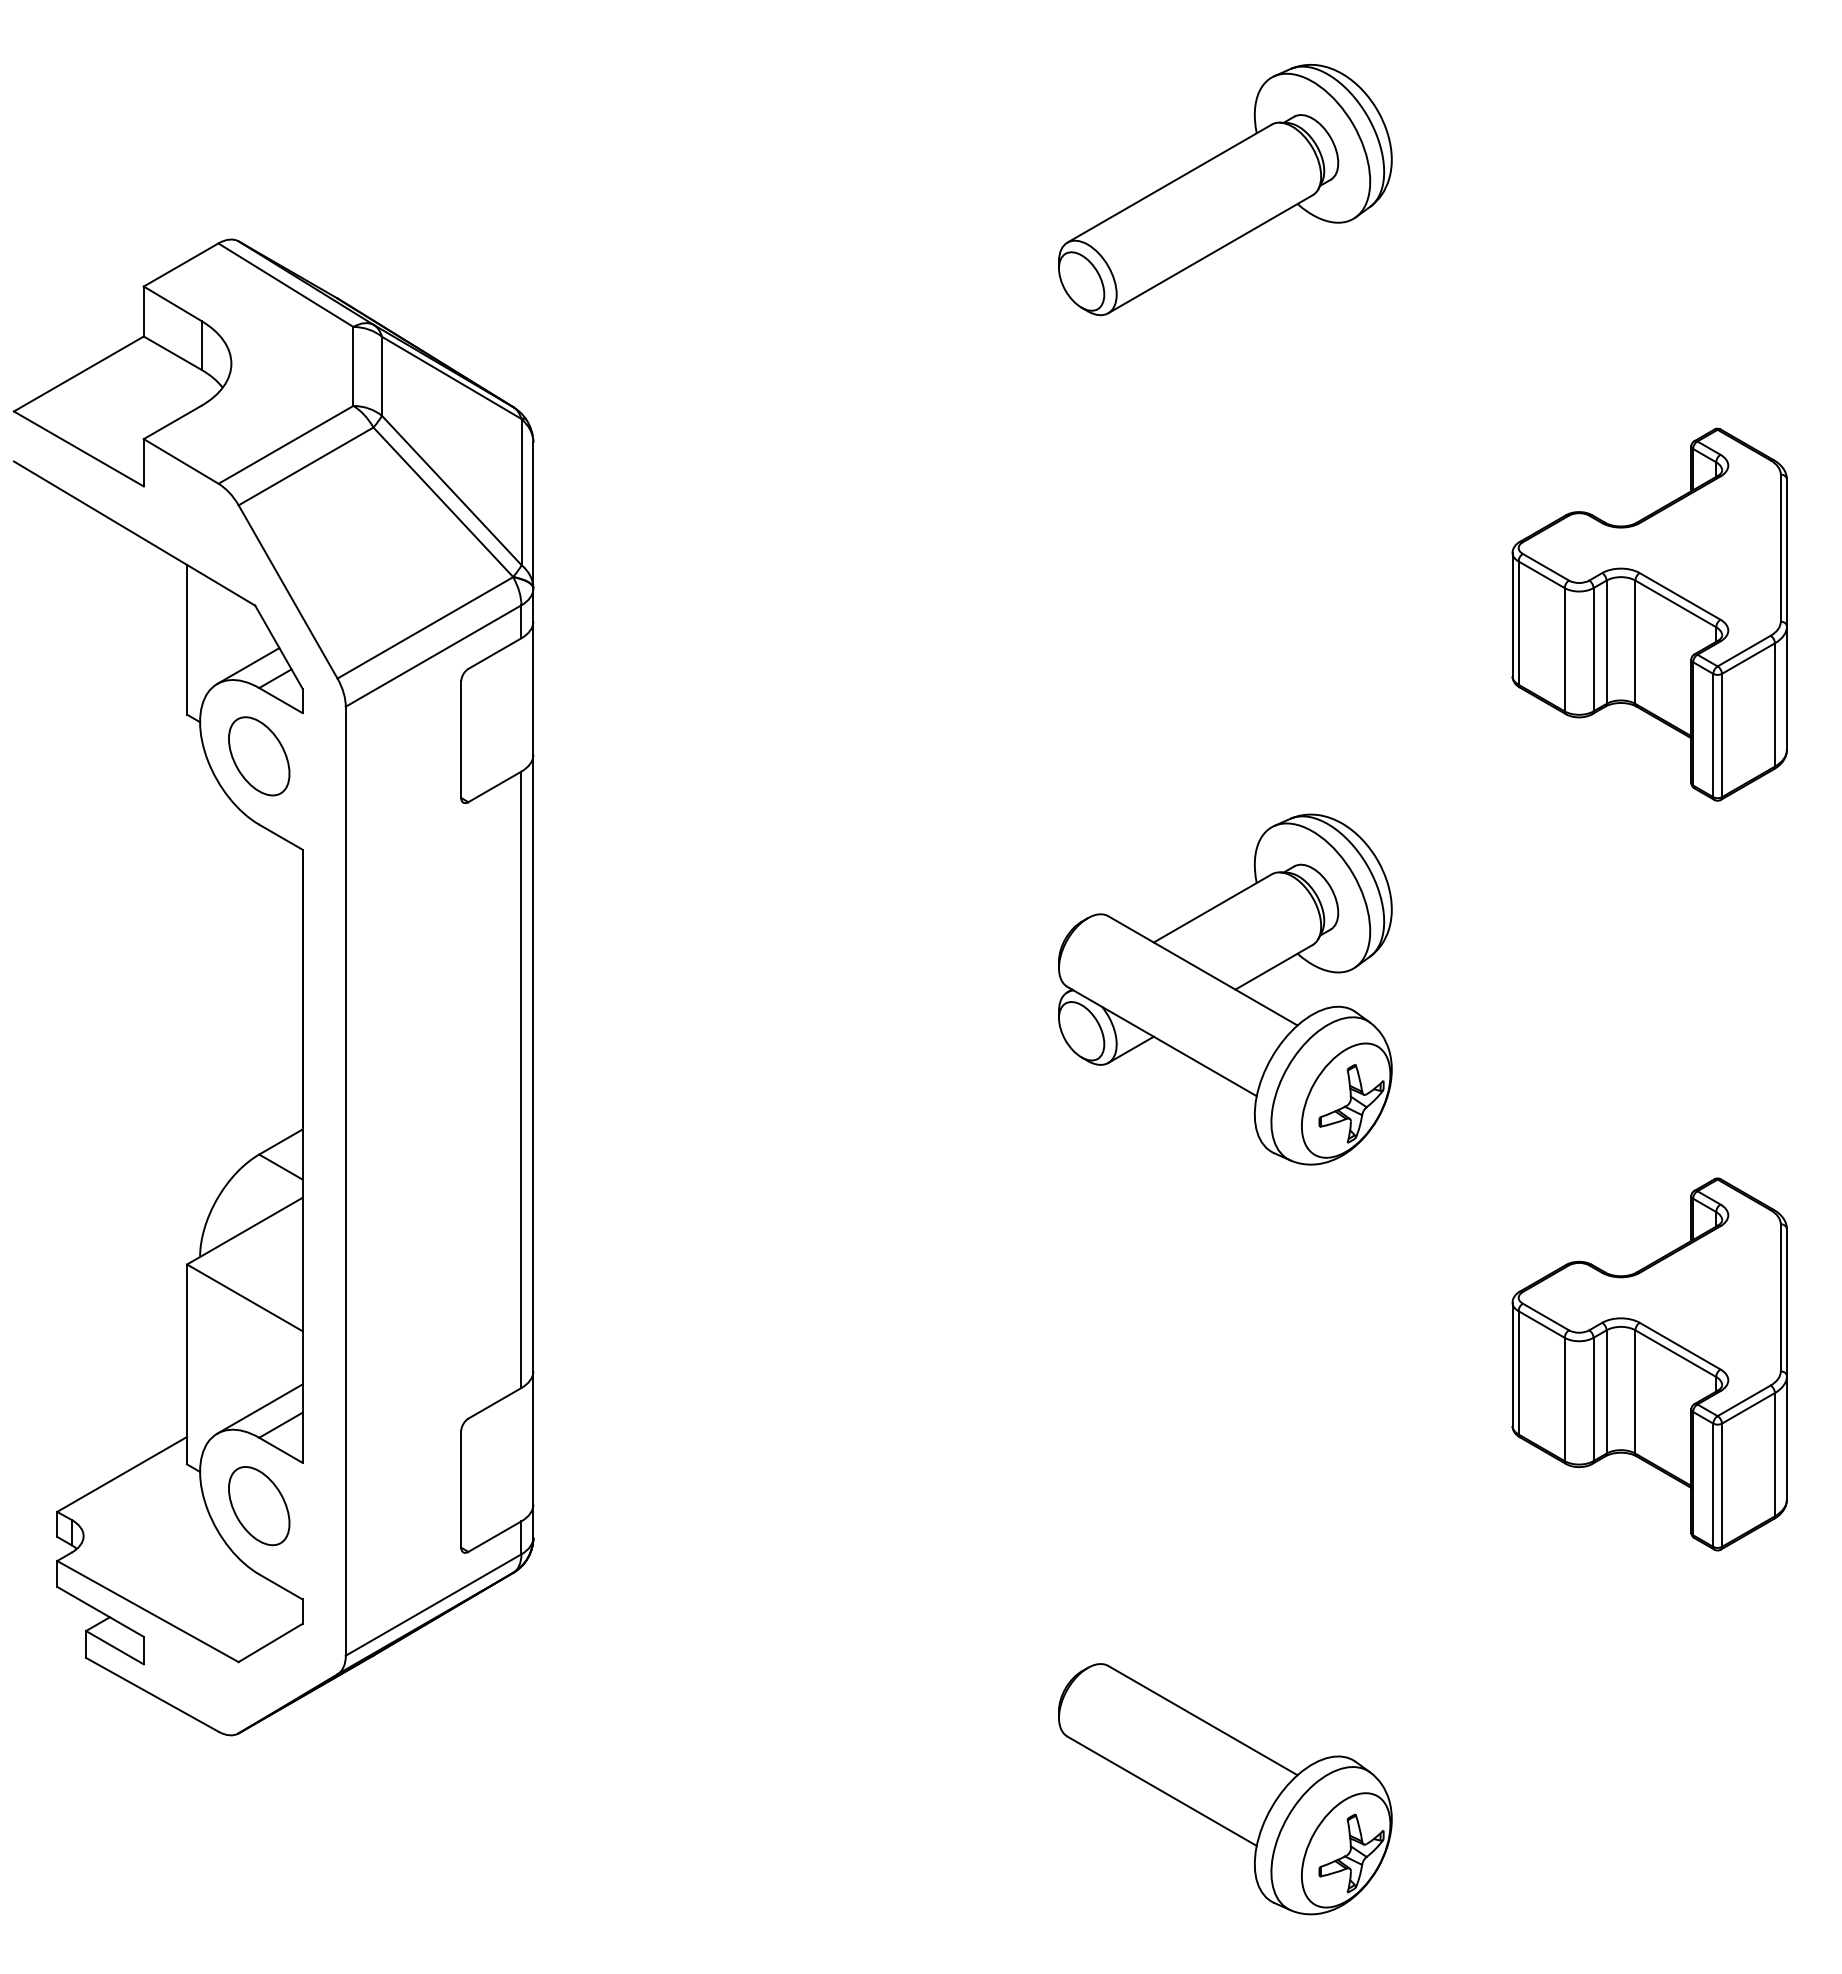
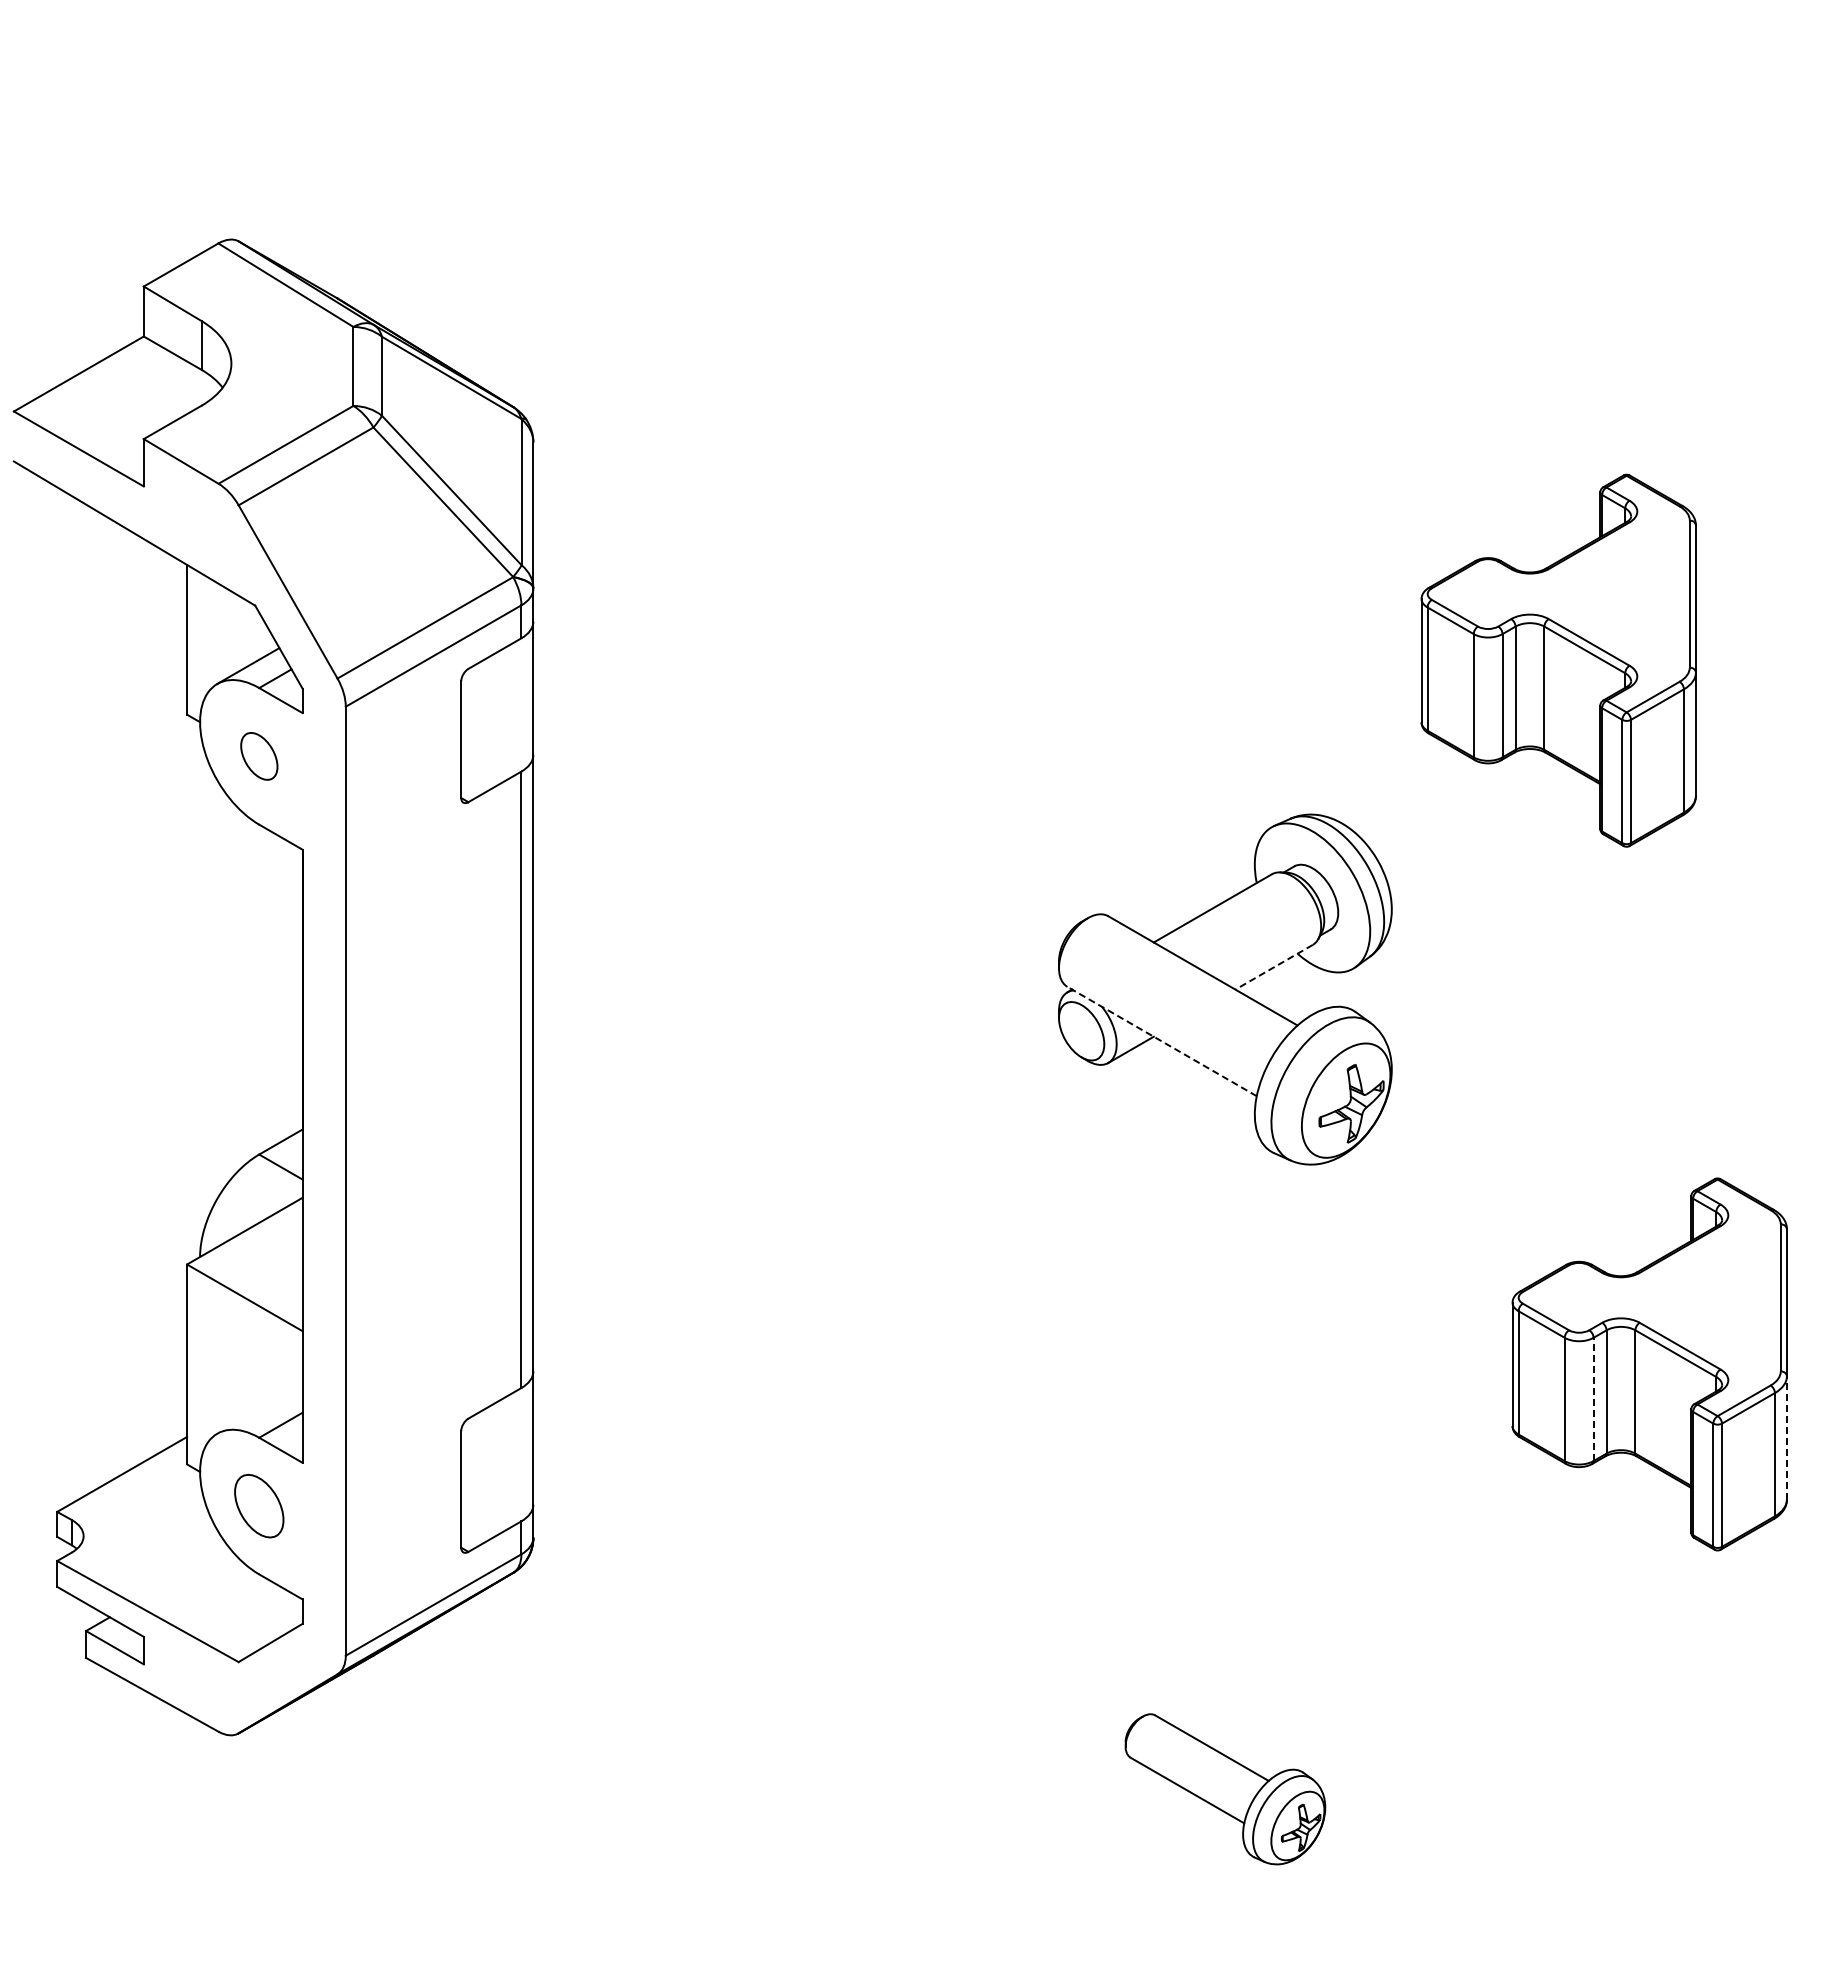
part: present -> none (1225, 190)
part position: (1649, 614) -> (1558, 660) (1558, 660)
part size: 63x81 px -> 39x49 px (259, 756)
line: solid -> dashed (1274, 967)
line: solid -> dashed (1161, 1041)
line: solid -> dashed (1593, 1399)
line: present -> none (259, 1408)
line: solid -> dashed (1786, 1438)
part size: 63x81 px -> 51x65 px (259, 1506)
part size: 335x253 px -> 203x153 px (1225, 1789)
